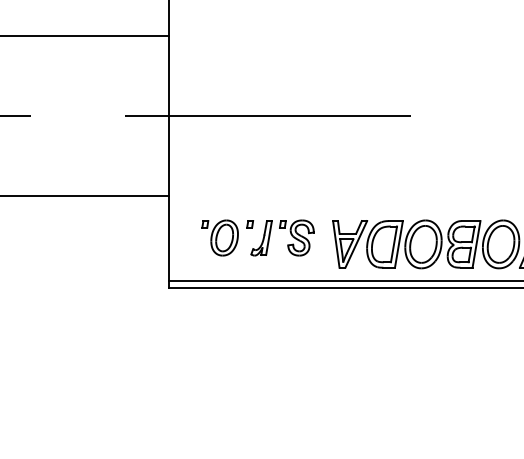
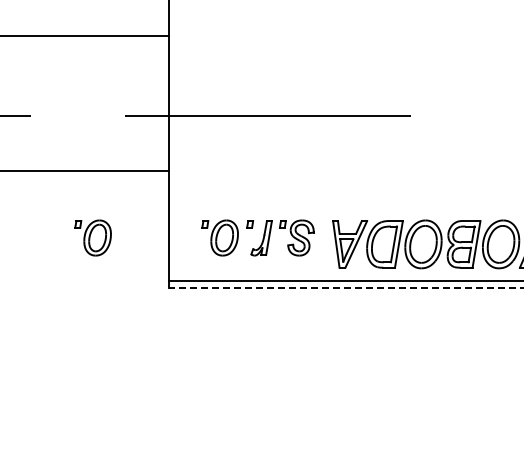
line position: (85, 196) -> (85, 171) (85, 171)
part: none -> present (92, 237)
line: solid -> dashed (346, 287)
